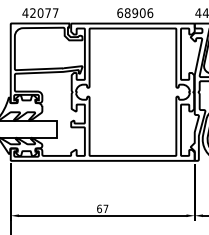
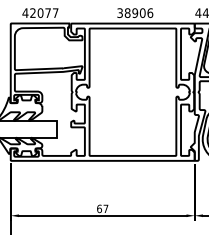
text: 68906 -> 38906 (120, 12)
